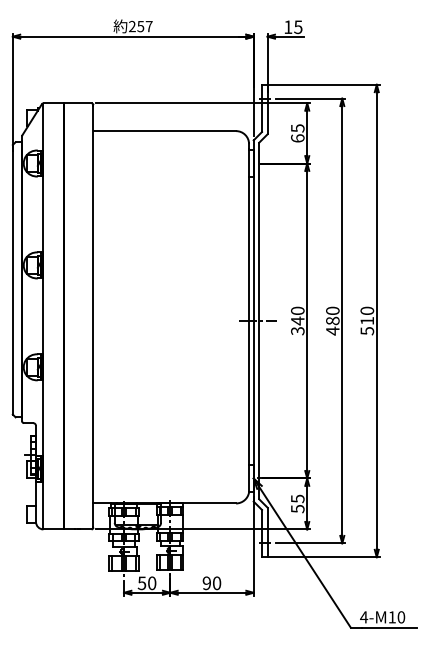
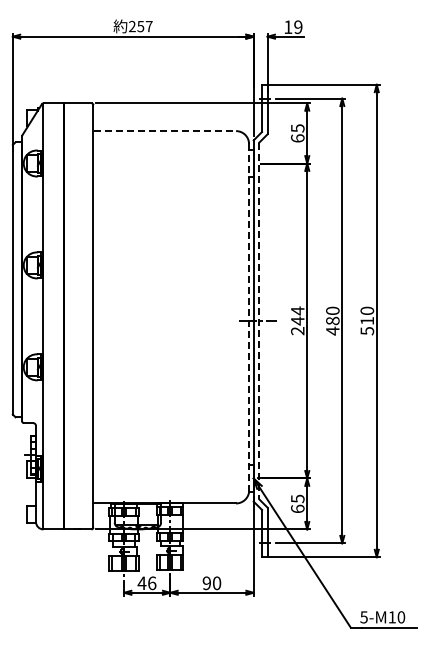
text: 15 -> 19 (298, 26)
line: solid -> dashed (165, 131)
line: solid -> dashed (249, 320)
text: 340 -> 244 (297, 320)
line: solid -> dashed (259, 321)
text: 55 -> 65 (297, 508)
text: 50 -> 46 (146, 583)
text: 4-M10 -> 5-M10 (364, 617)
